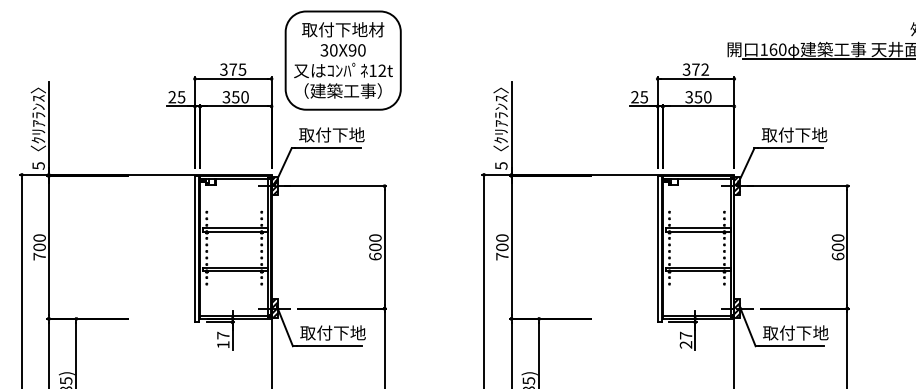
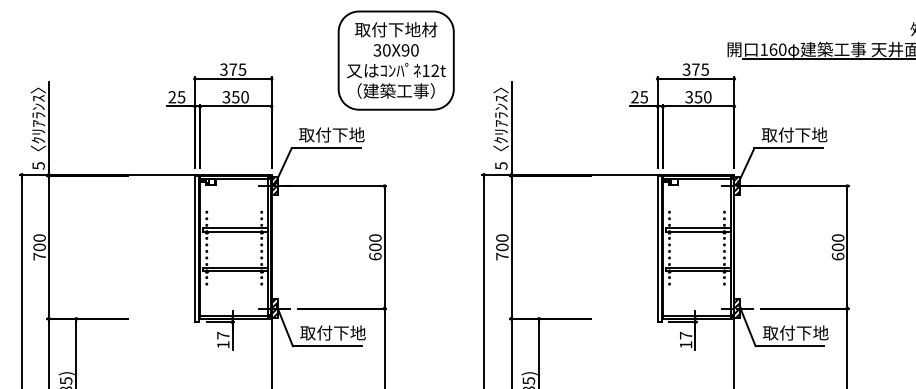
part position: (342, 60) -> (395, 60) (395, 60)
text: 372 -> 375 (704, 69)
text: 27 -> 17 (685, 344)
